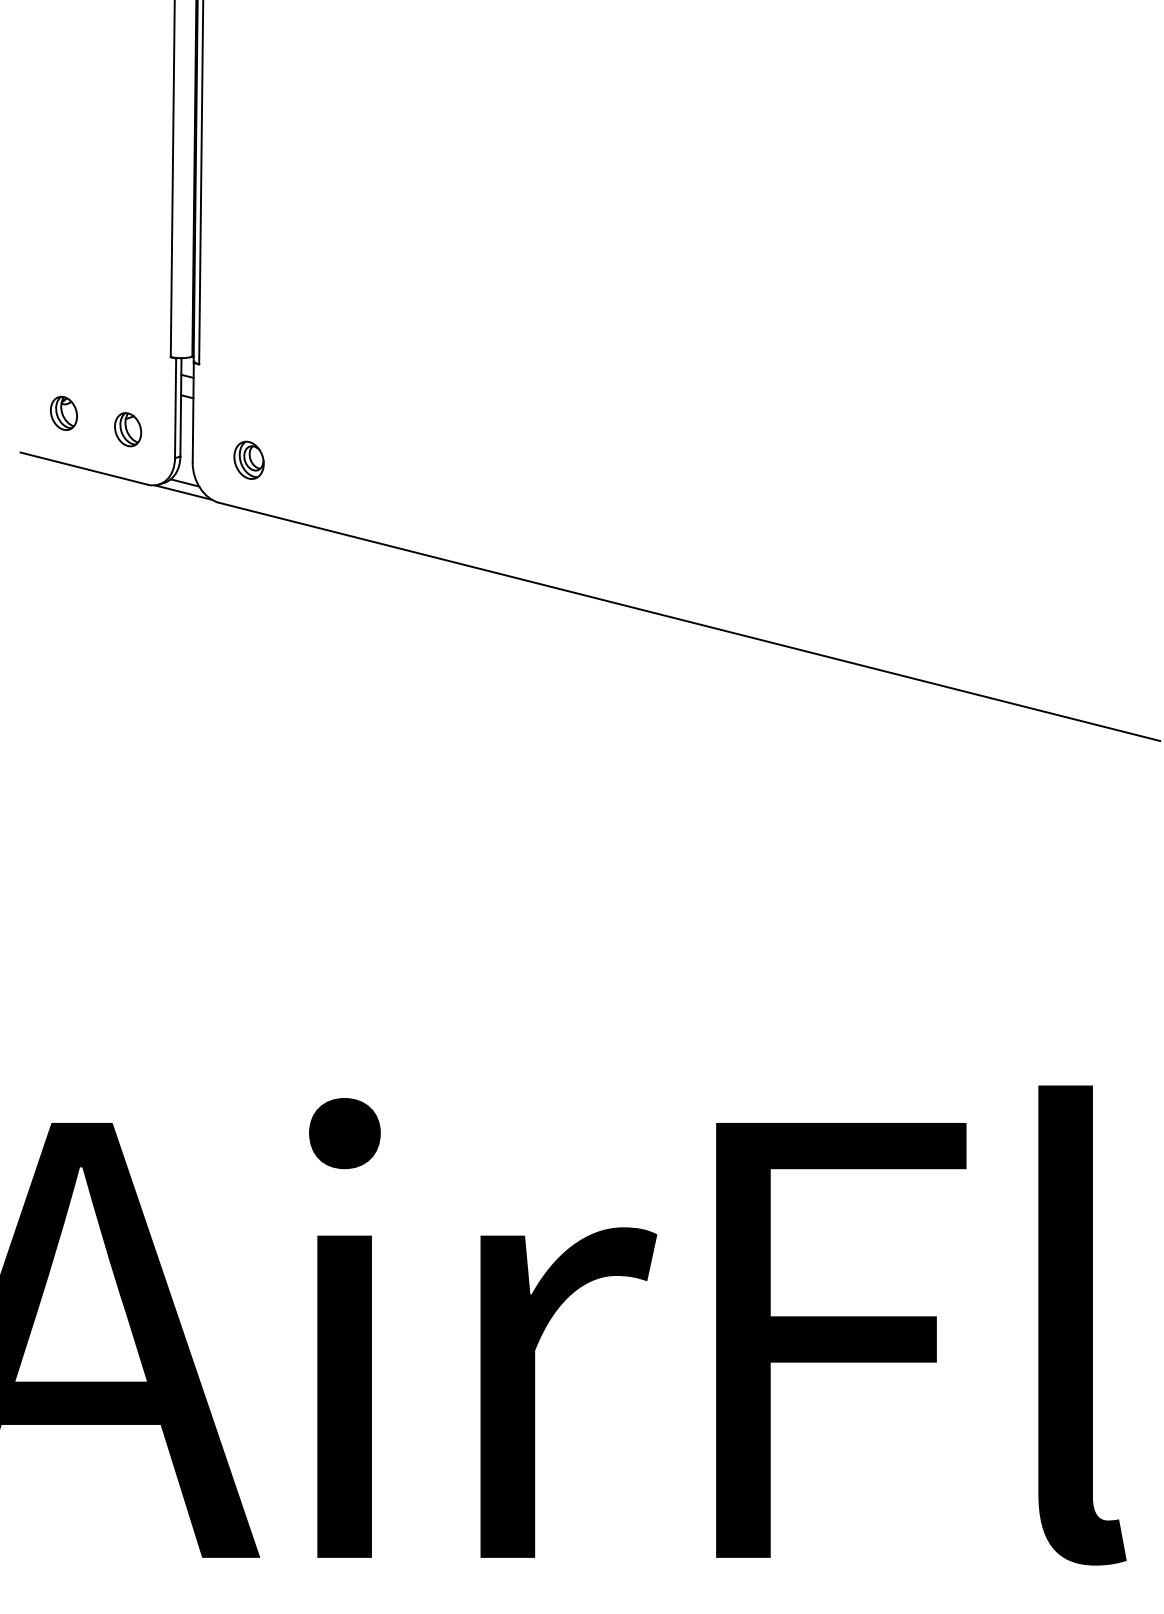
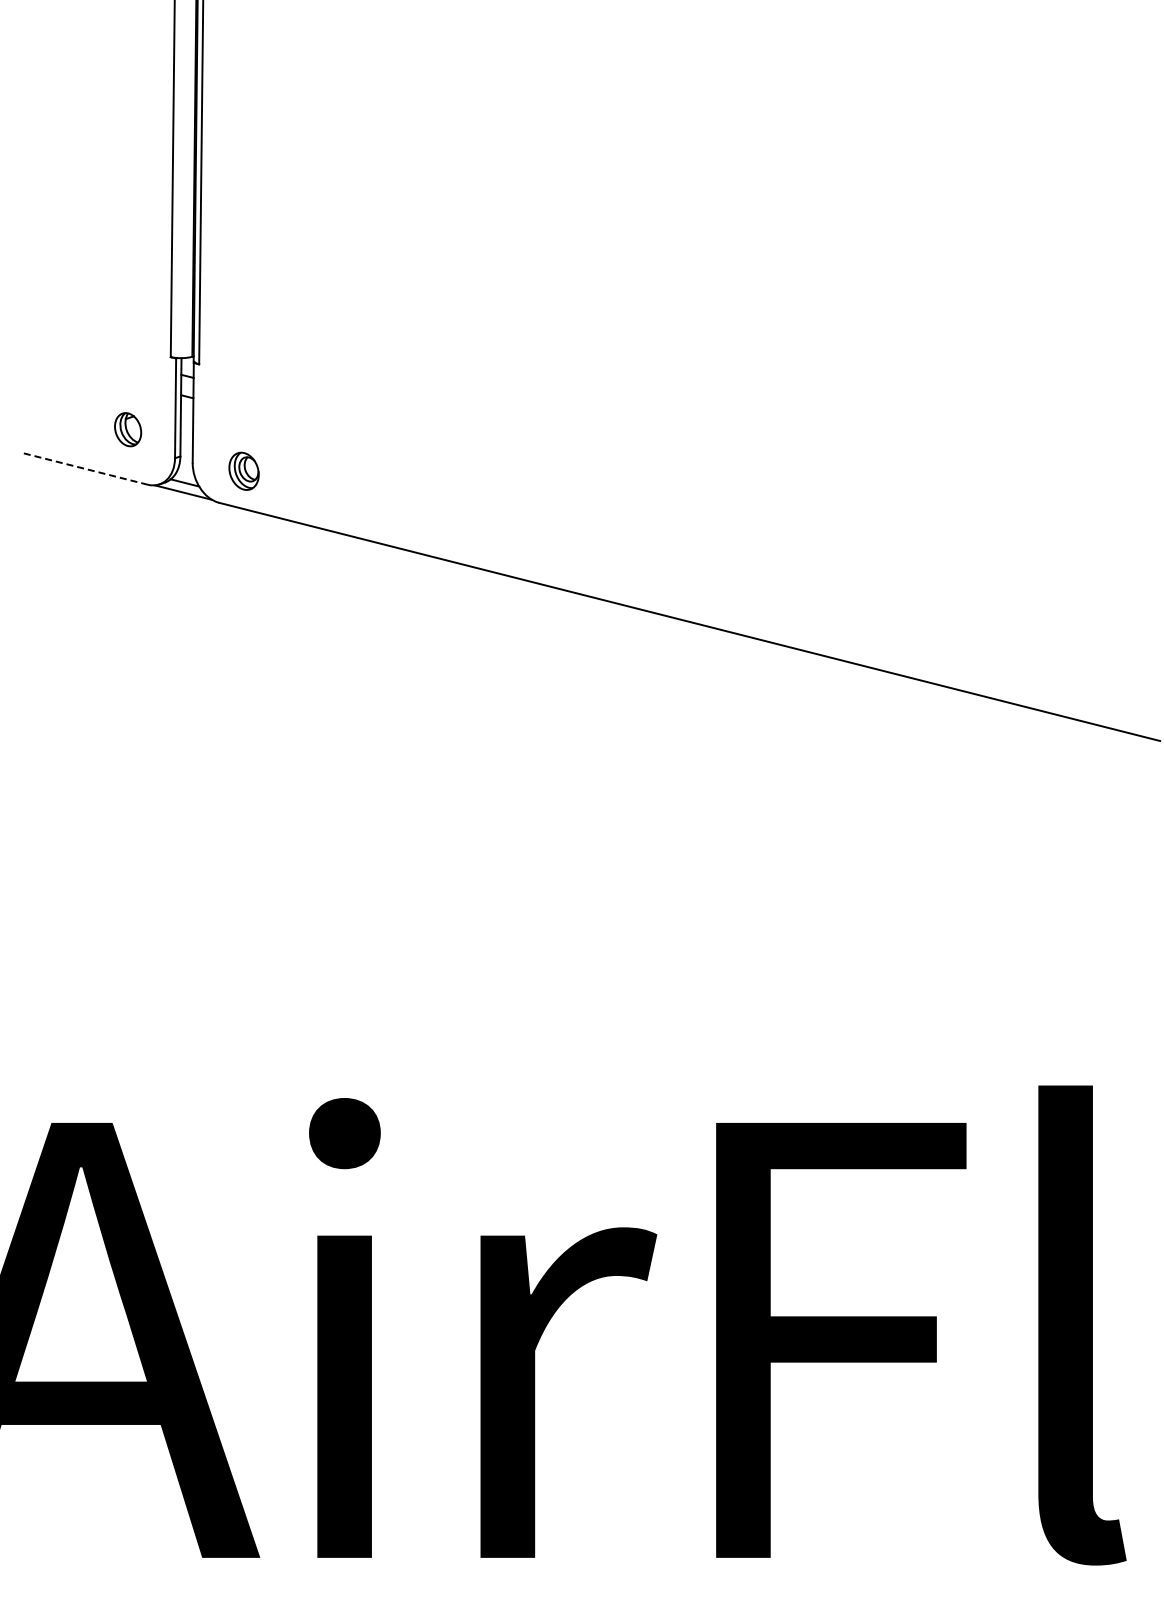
part: present -> none (63, 412)
part position: (248, 459) -> (243, 470) (243, 470)
line: solid -> dashed (84, 468)
